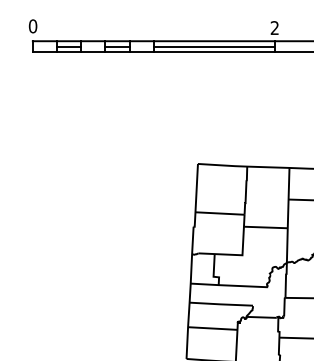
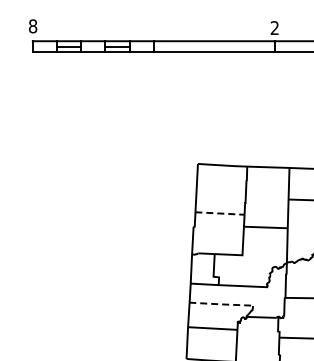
text: 0 -> 8 (32, 26)
line: present -> none (213, 46)
line: solid -> dashed (219, 213)
line: solid -> dashed (220, 304)
